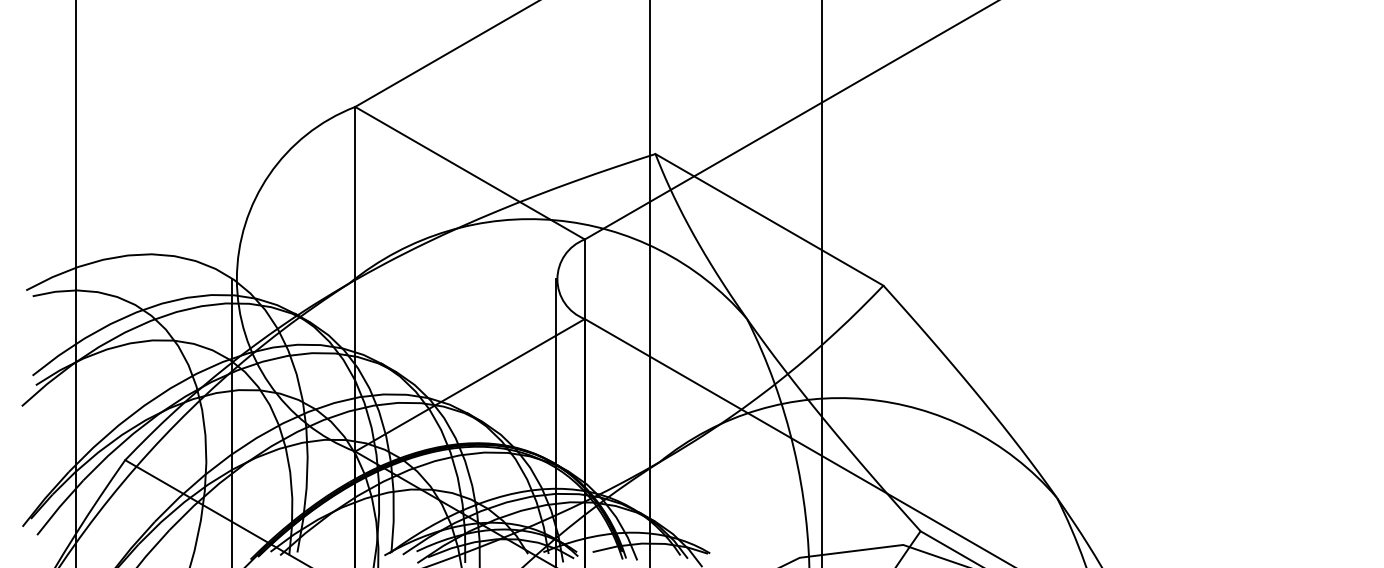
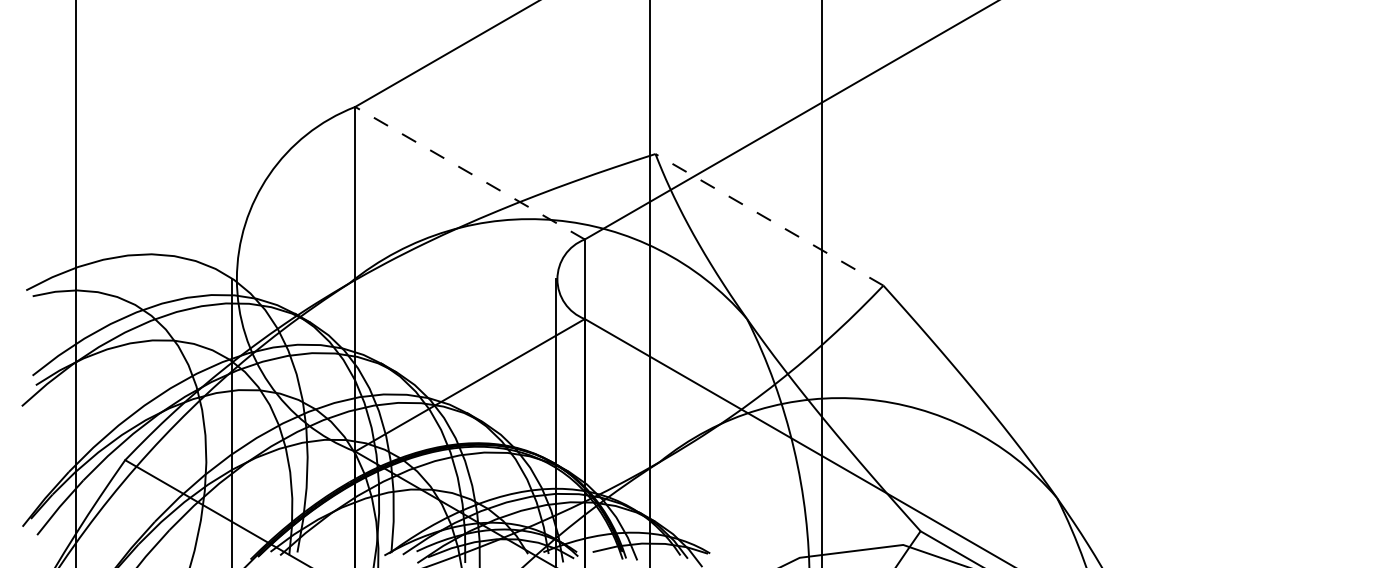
line: solid -> dashed (470, 173)
line: solid -> dashed (769, 219)
